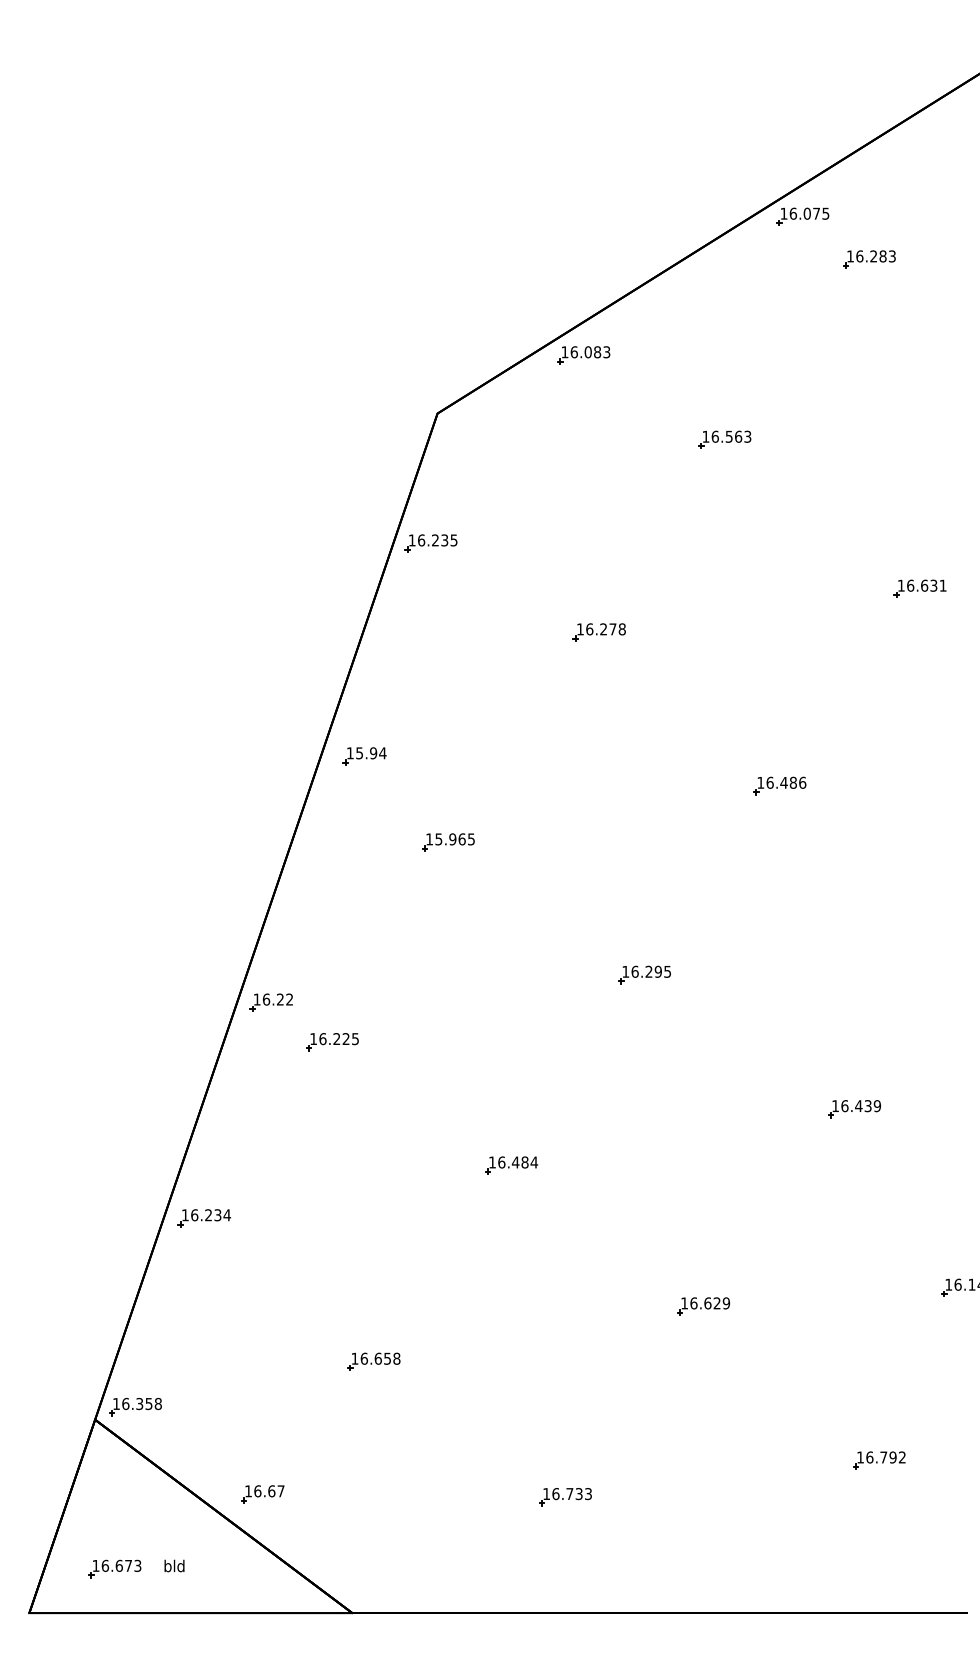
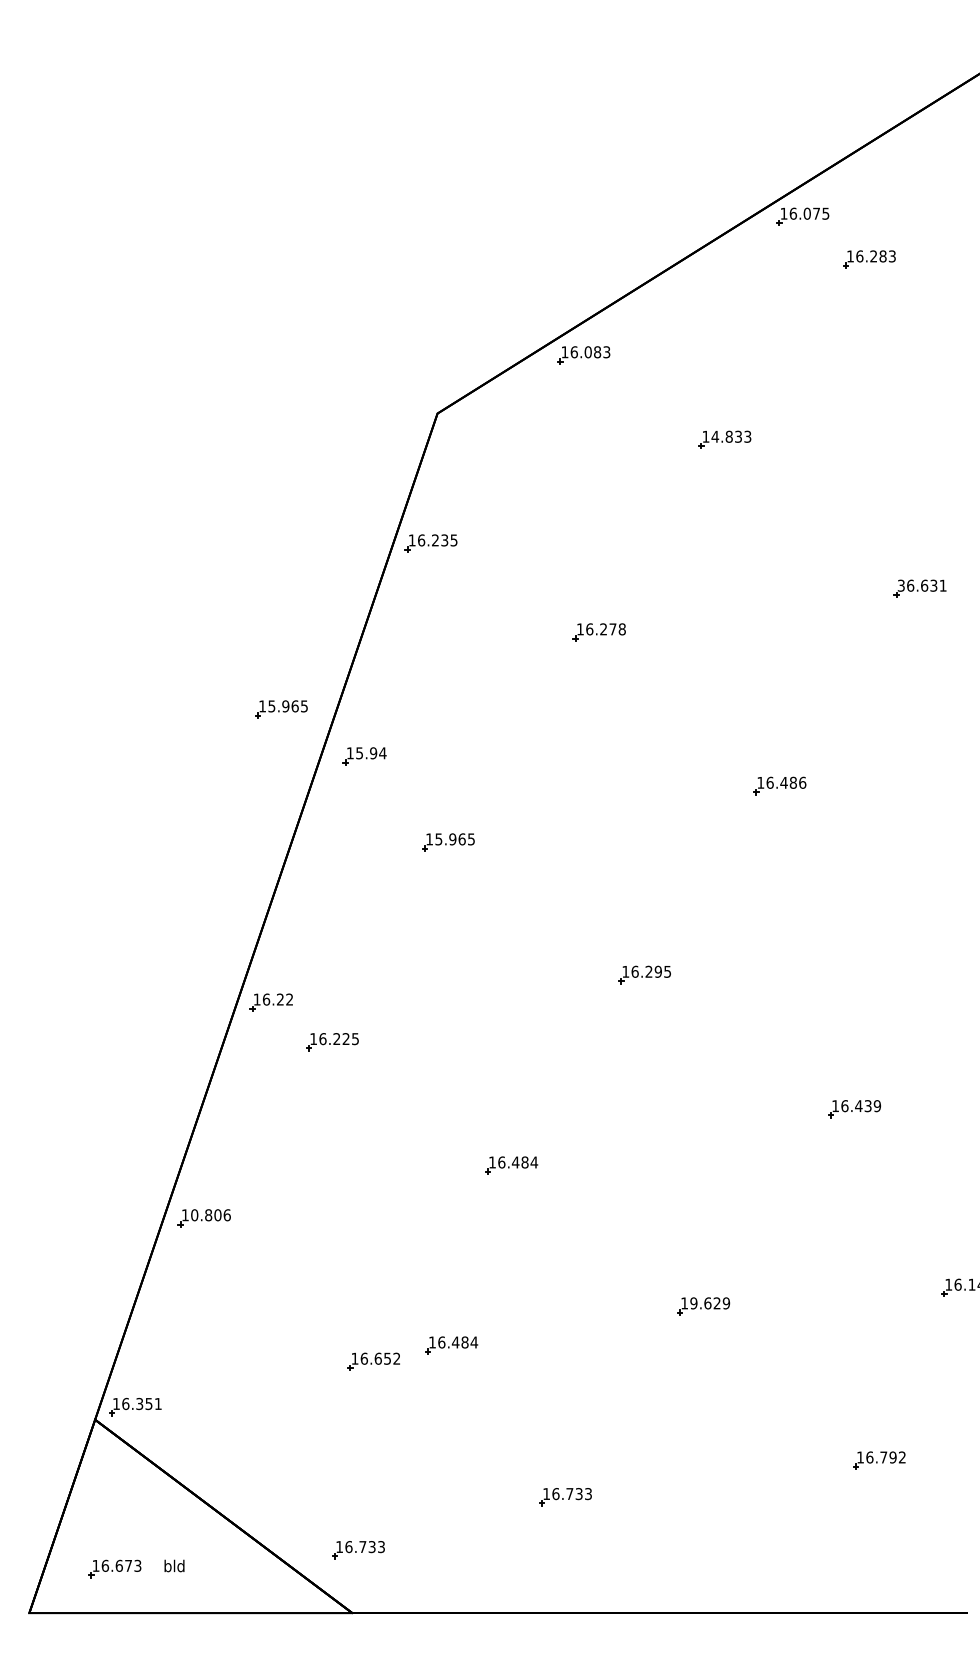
text: 16.563 -> 14.833 (726, 436)
text: 16.631 -> 36.631 (900, 585)
part: none -> present (281, 709)
text: 16.234 -> 10.806 (211, 1215)
text: 16.629 -> 19.629 (693, 1303)
part: none -> present (451, 1345)
text: 16.658 -> 16.652 (396, 1358)
text: 16.358 -> 16.351 (157, 1403)
part: present -> none (262, 1494)
part: none -> present (358, 1550)
